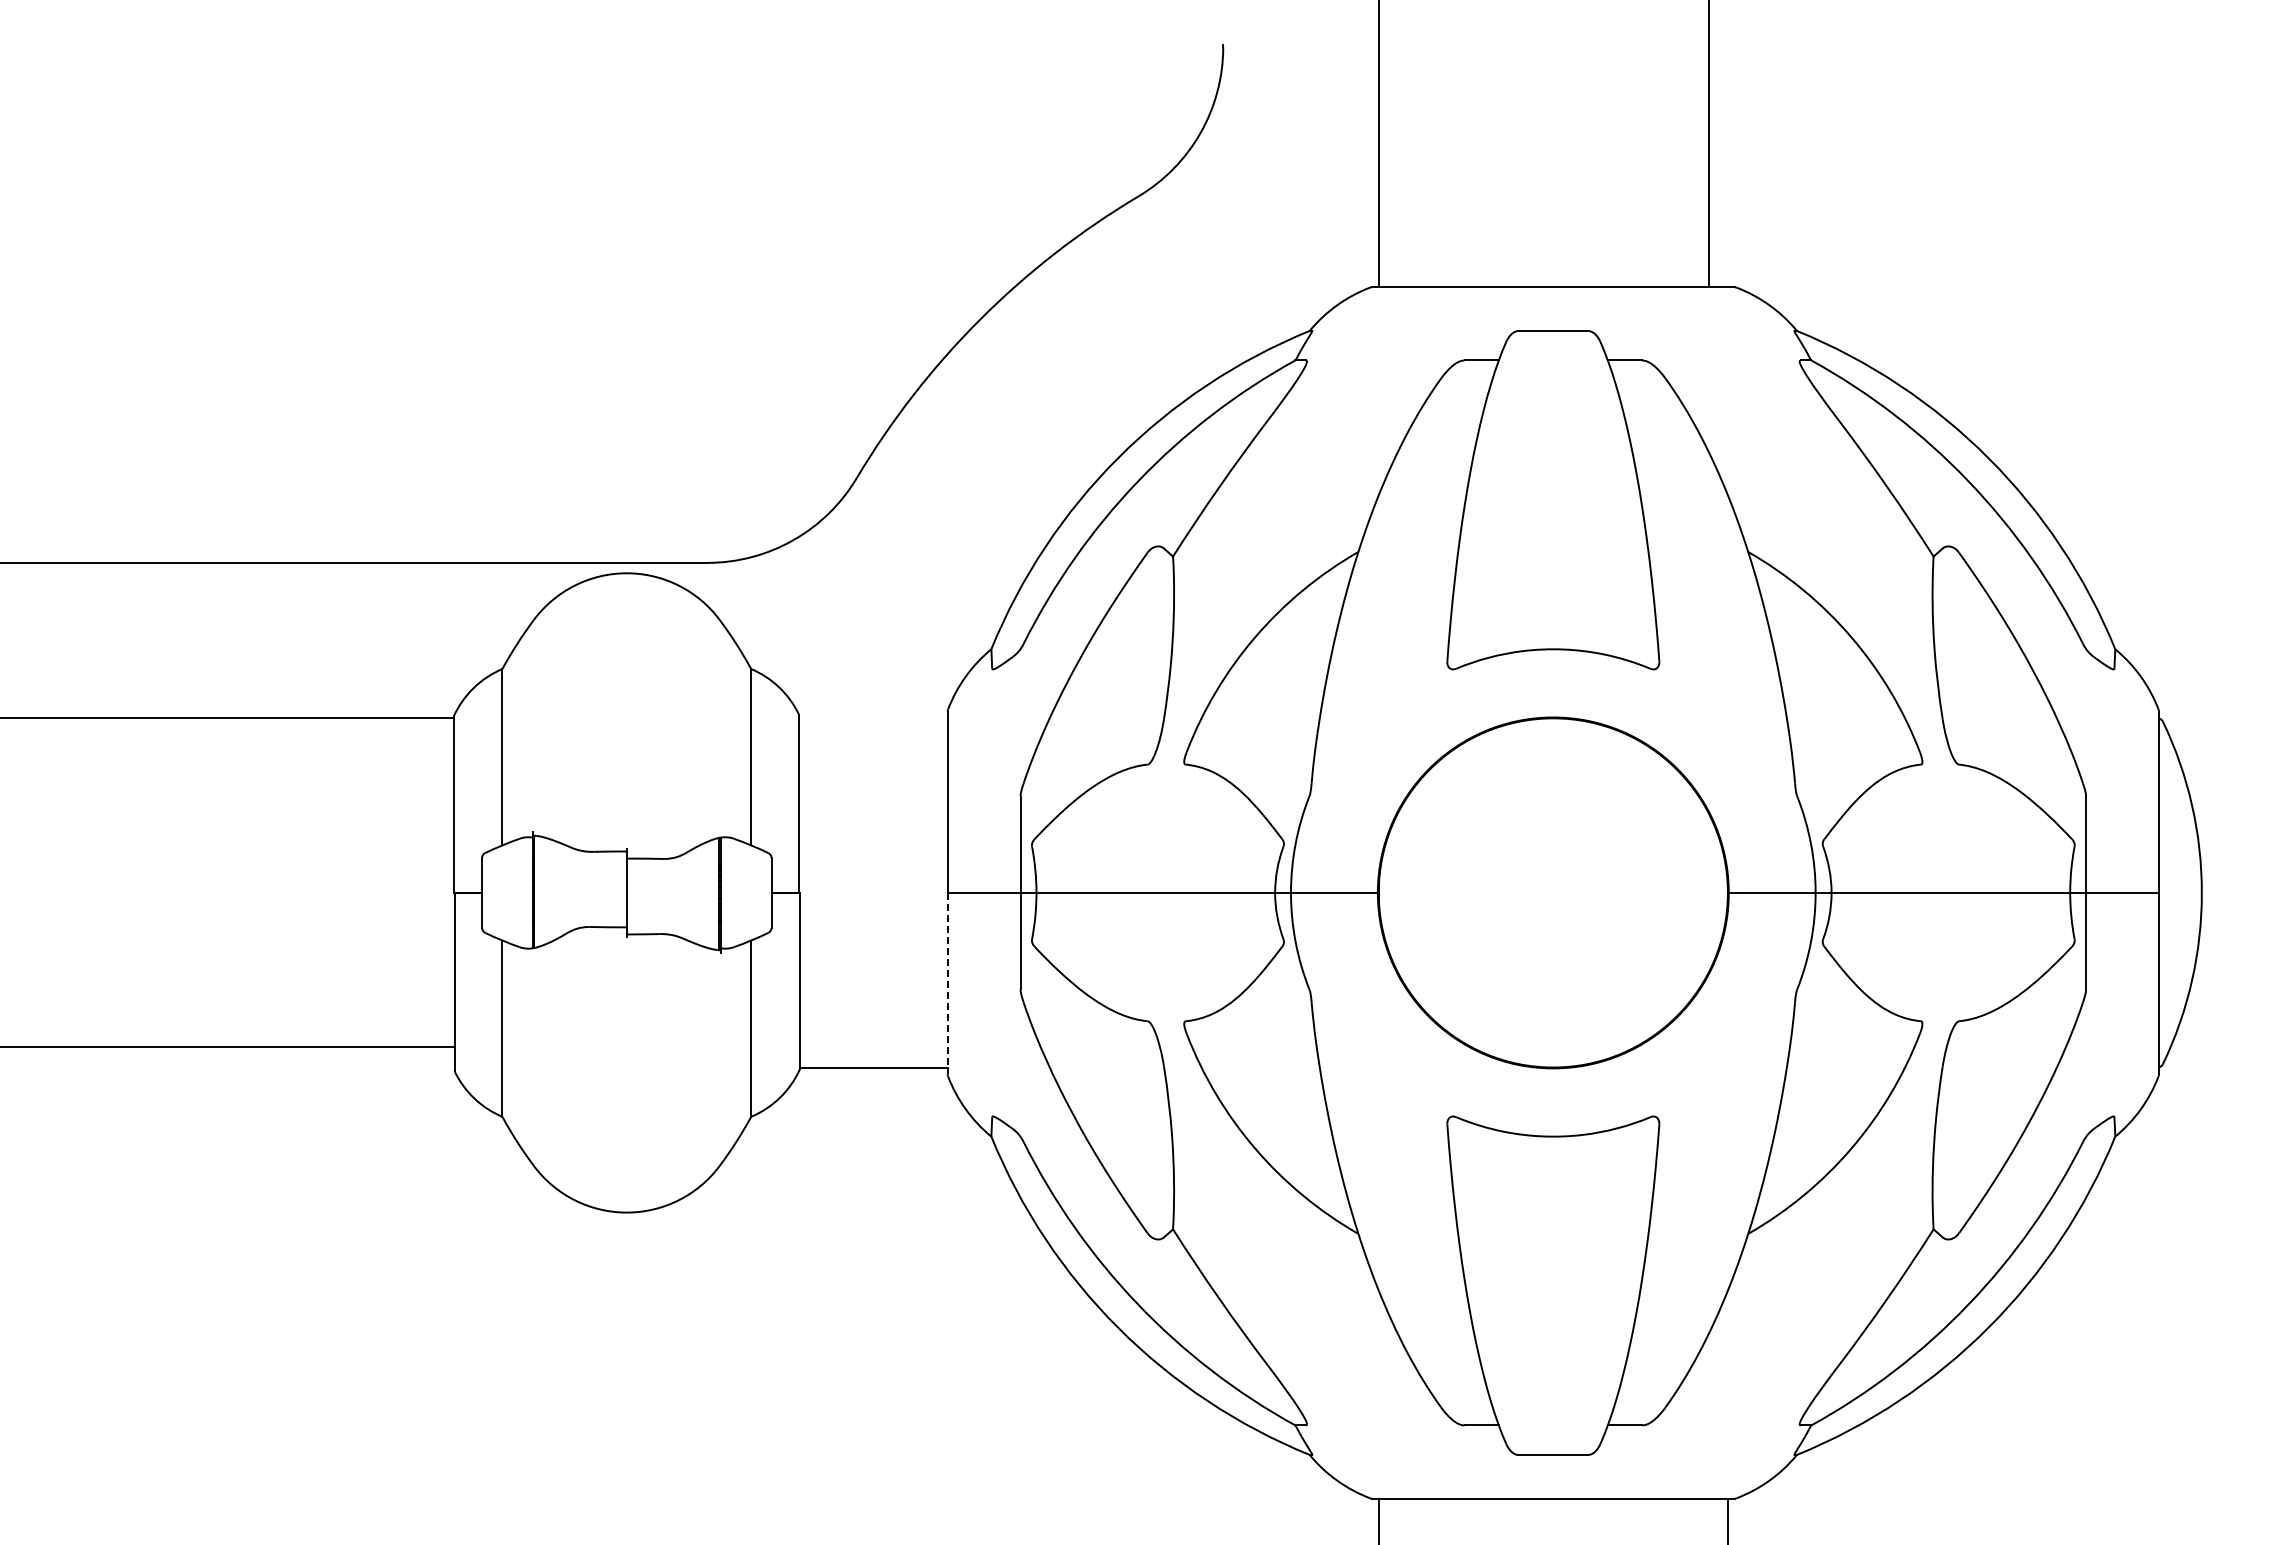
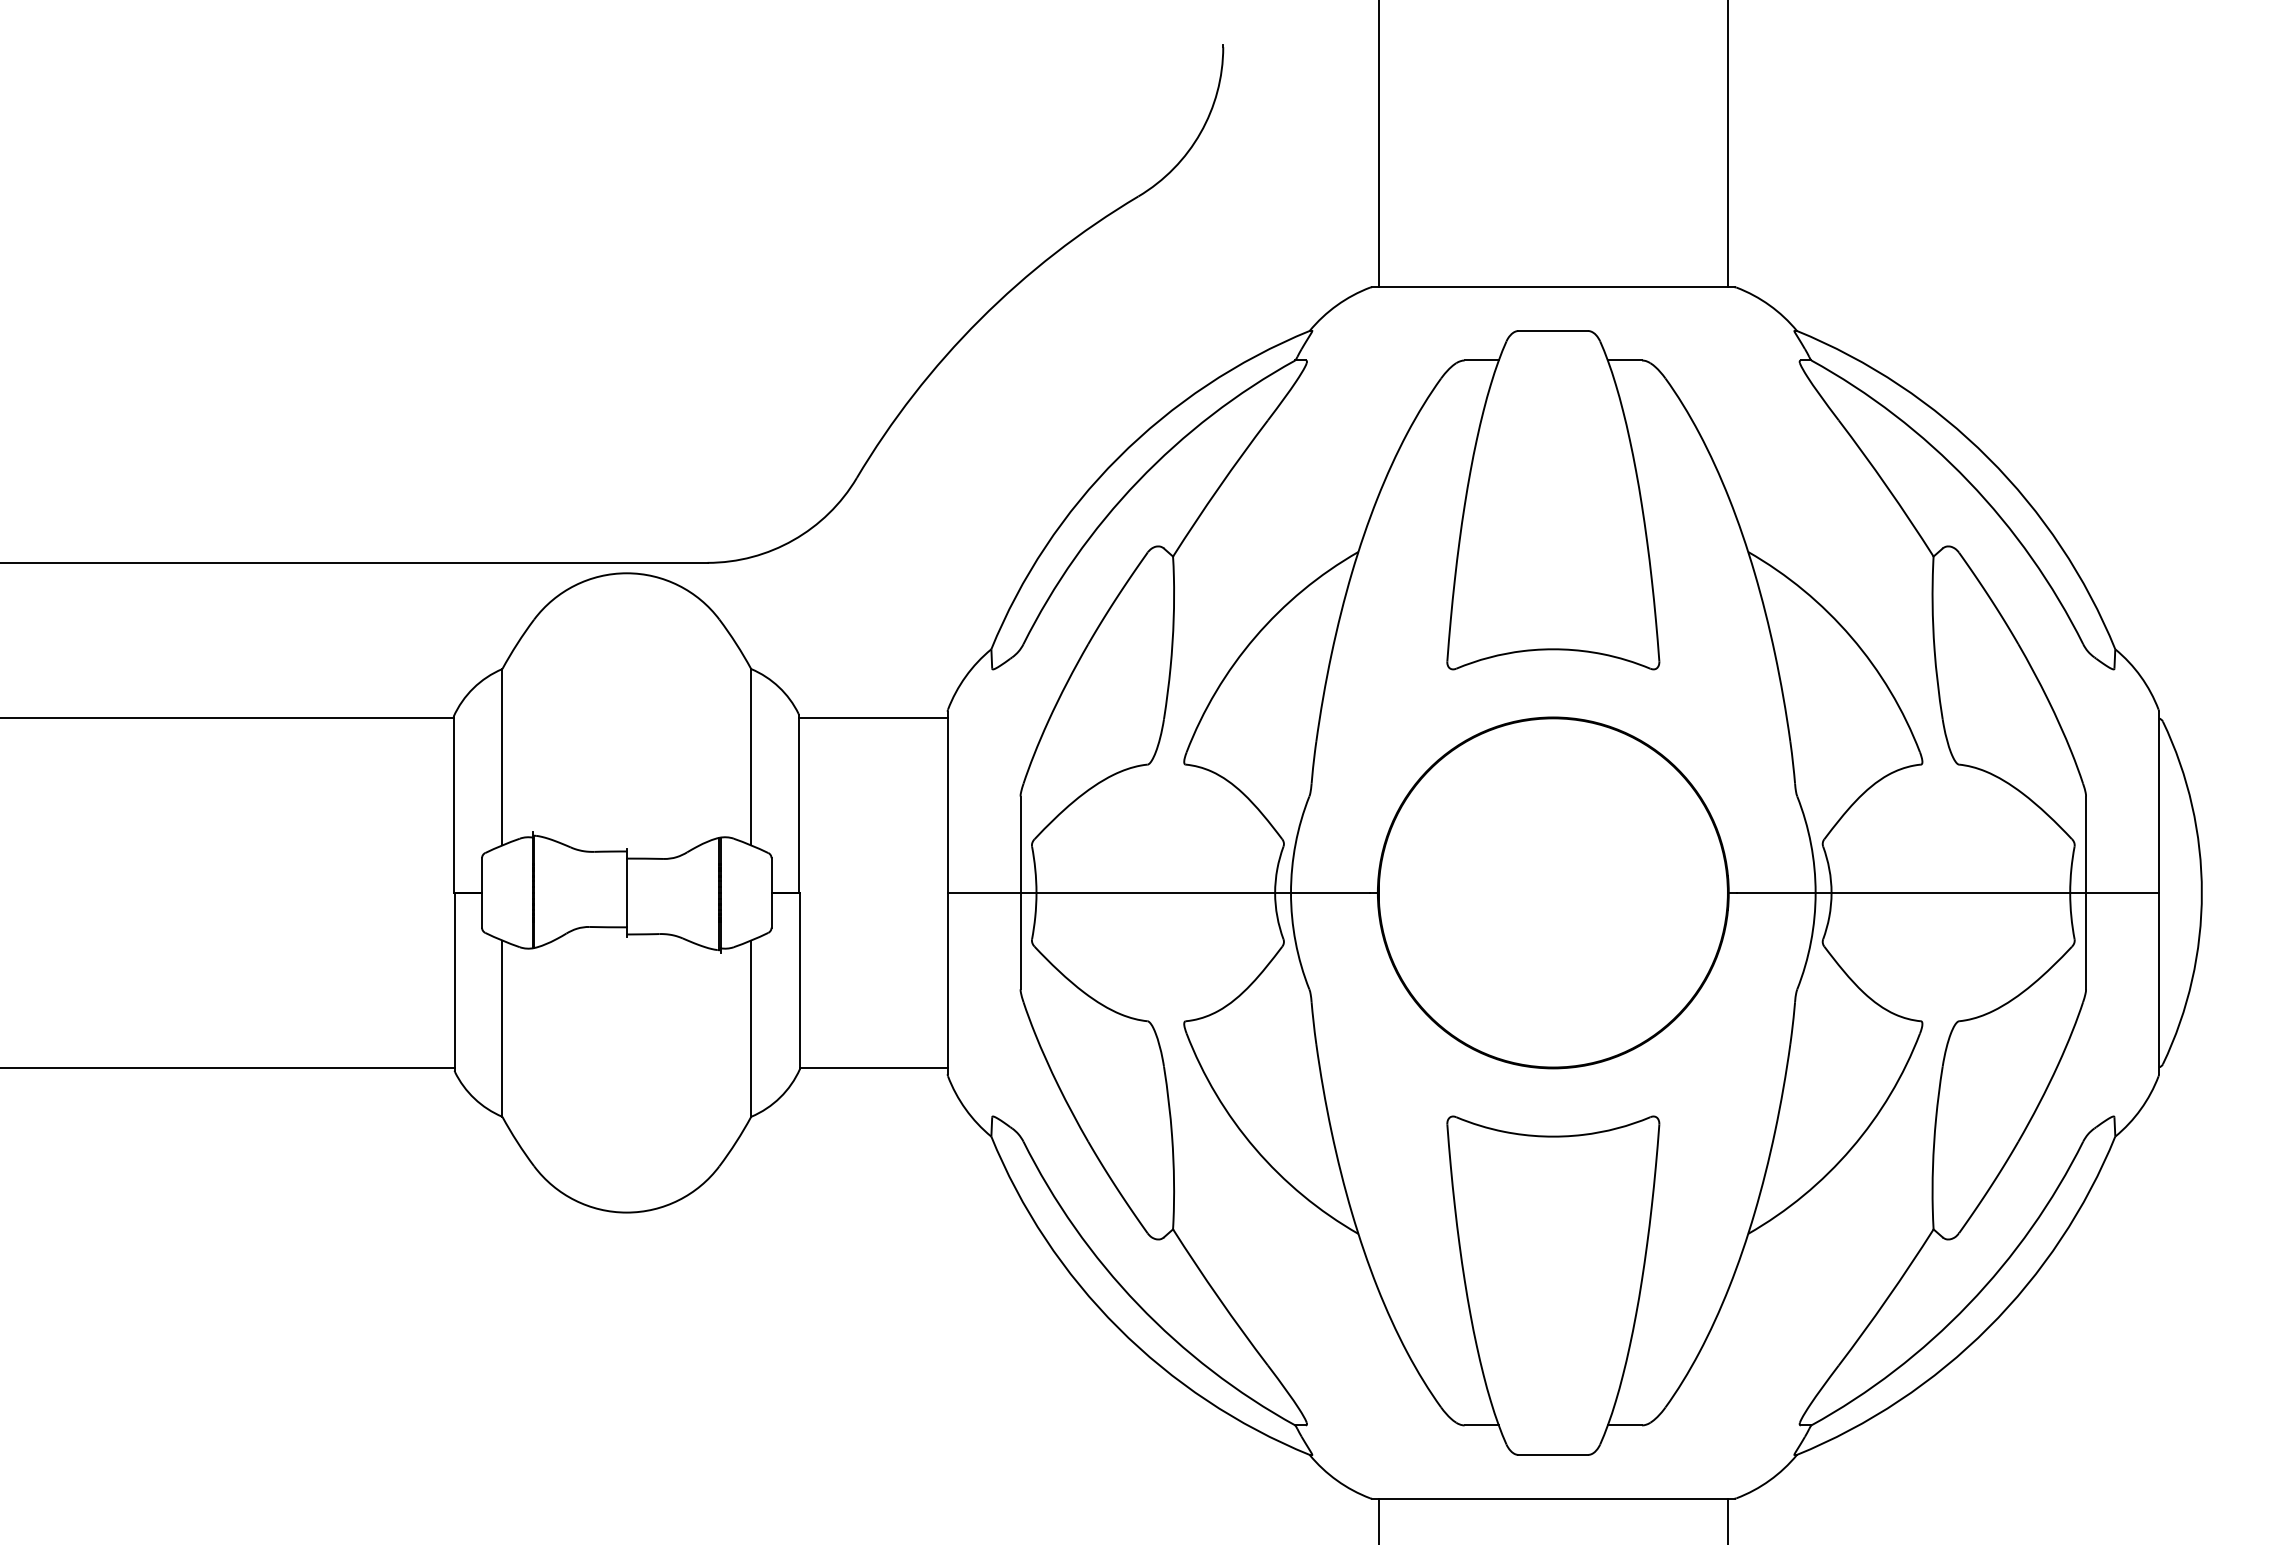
line position: (1708, 144) -> (1727, 144) (1727, 144)
line: none -> present (872, 718)
line: dashed -> solid (947, 983)
line position: (228, 1046) -> (228, 1067) (228, 1067)
